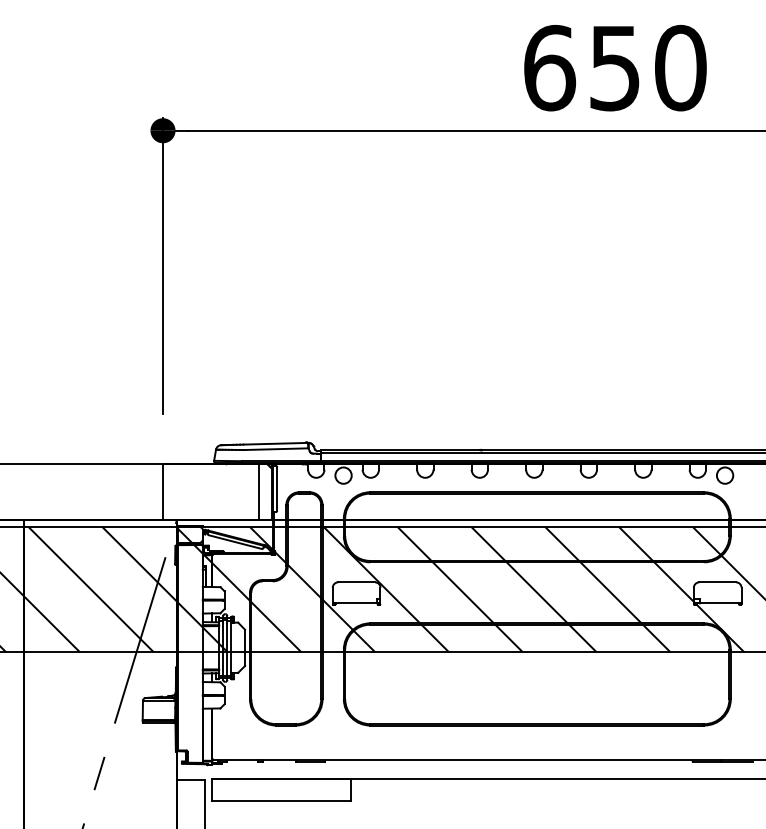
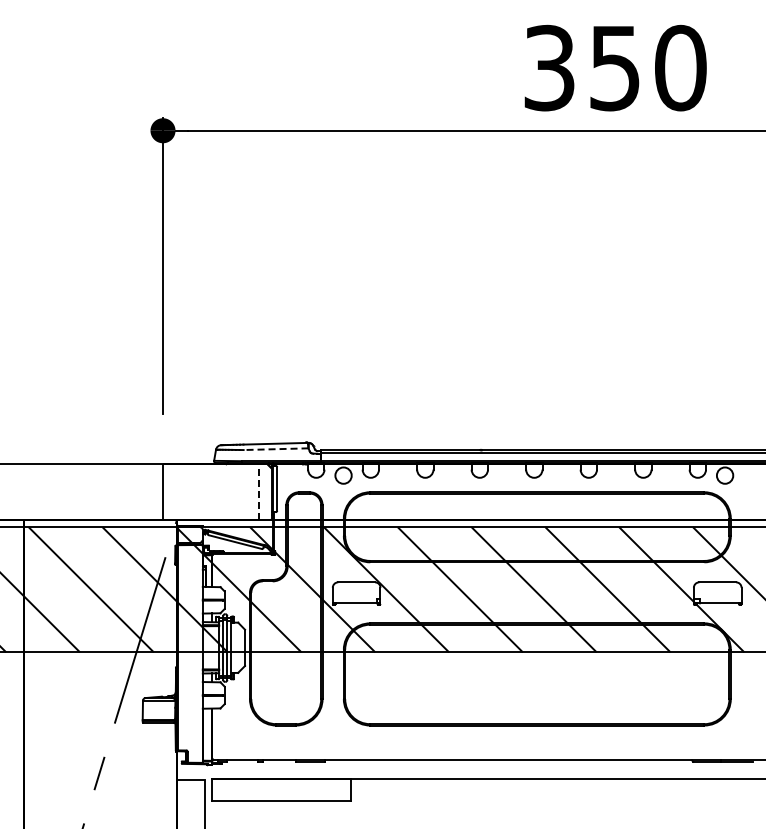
text: 650 -> 350 (550, 67)
line: solid -> dashed (275, 449)
line: solid -> dashed (259, 492)
